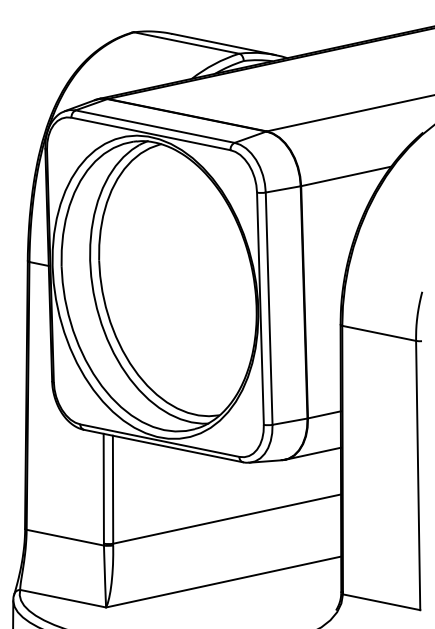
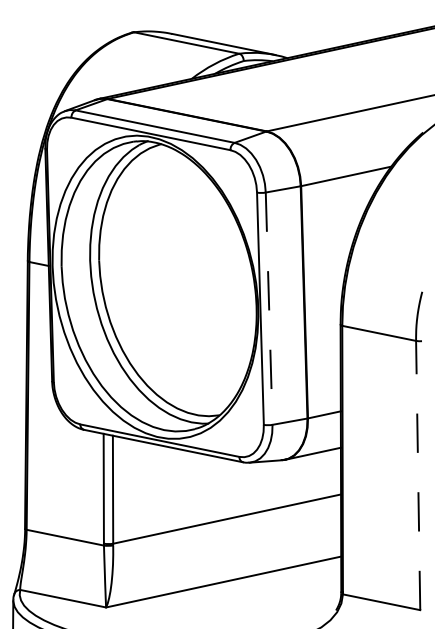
line: solid -> dashed (269, 309)
line: solid -> dashed (418, 475)
